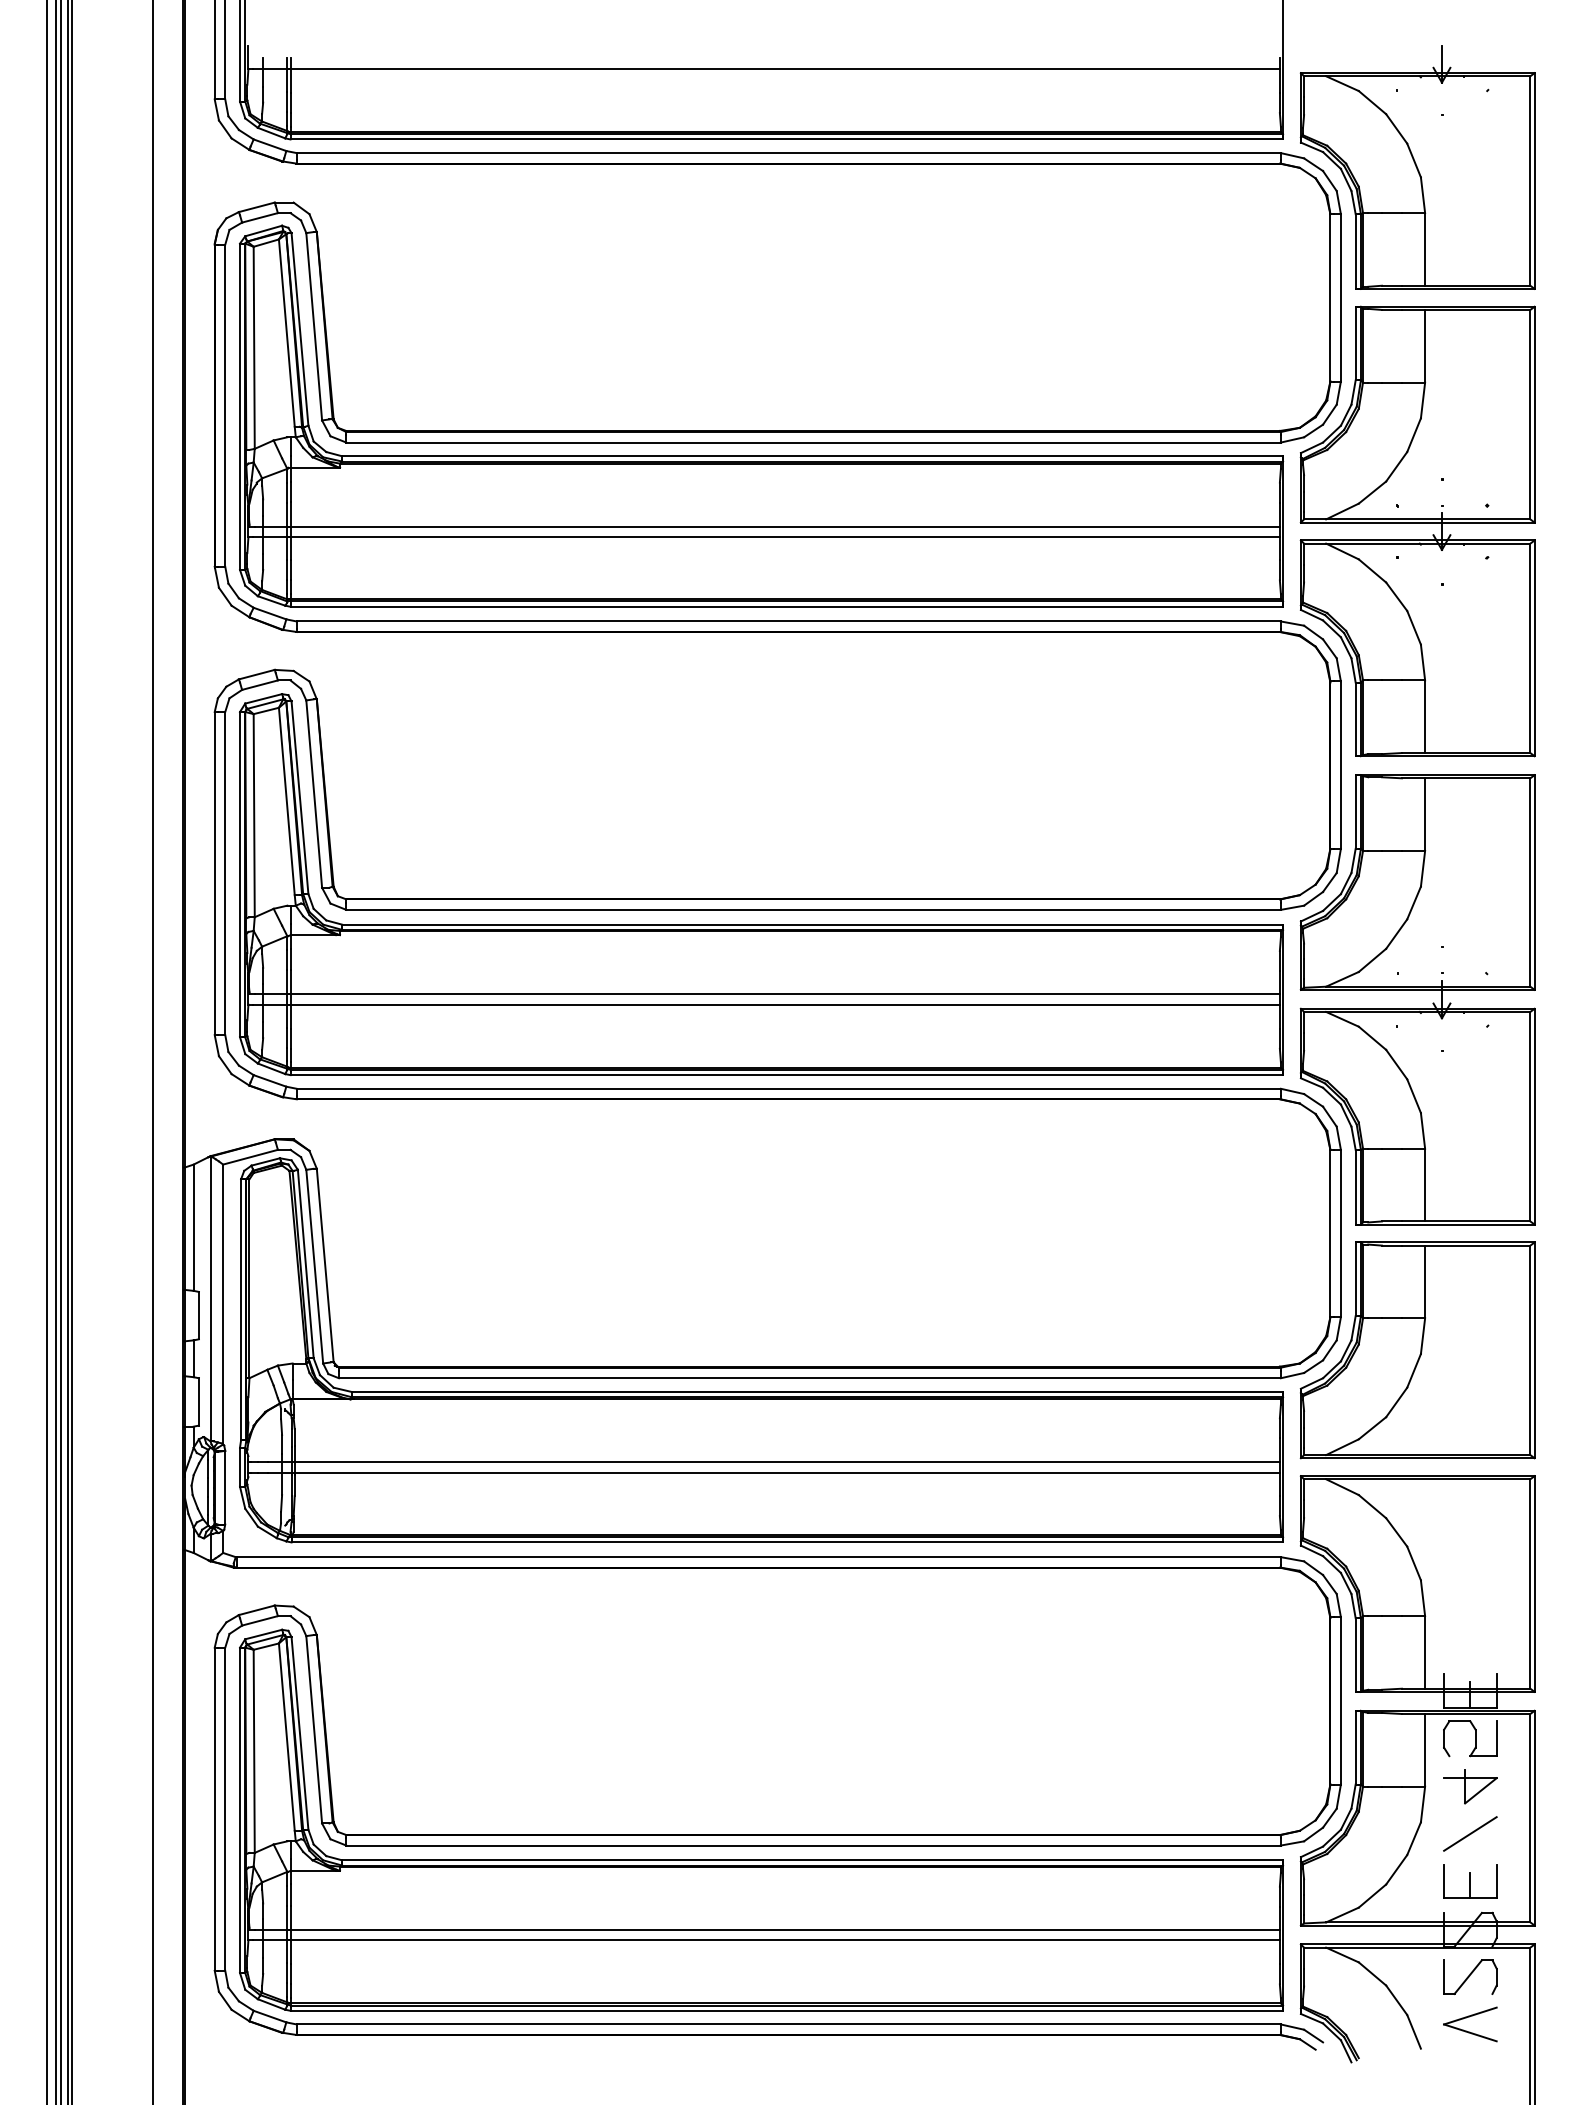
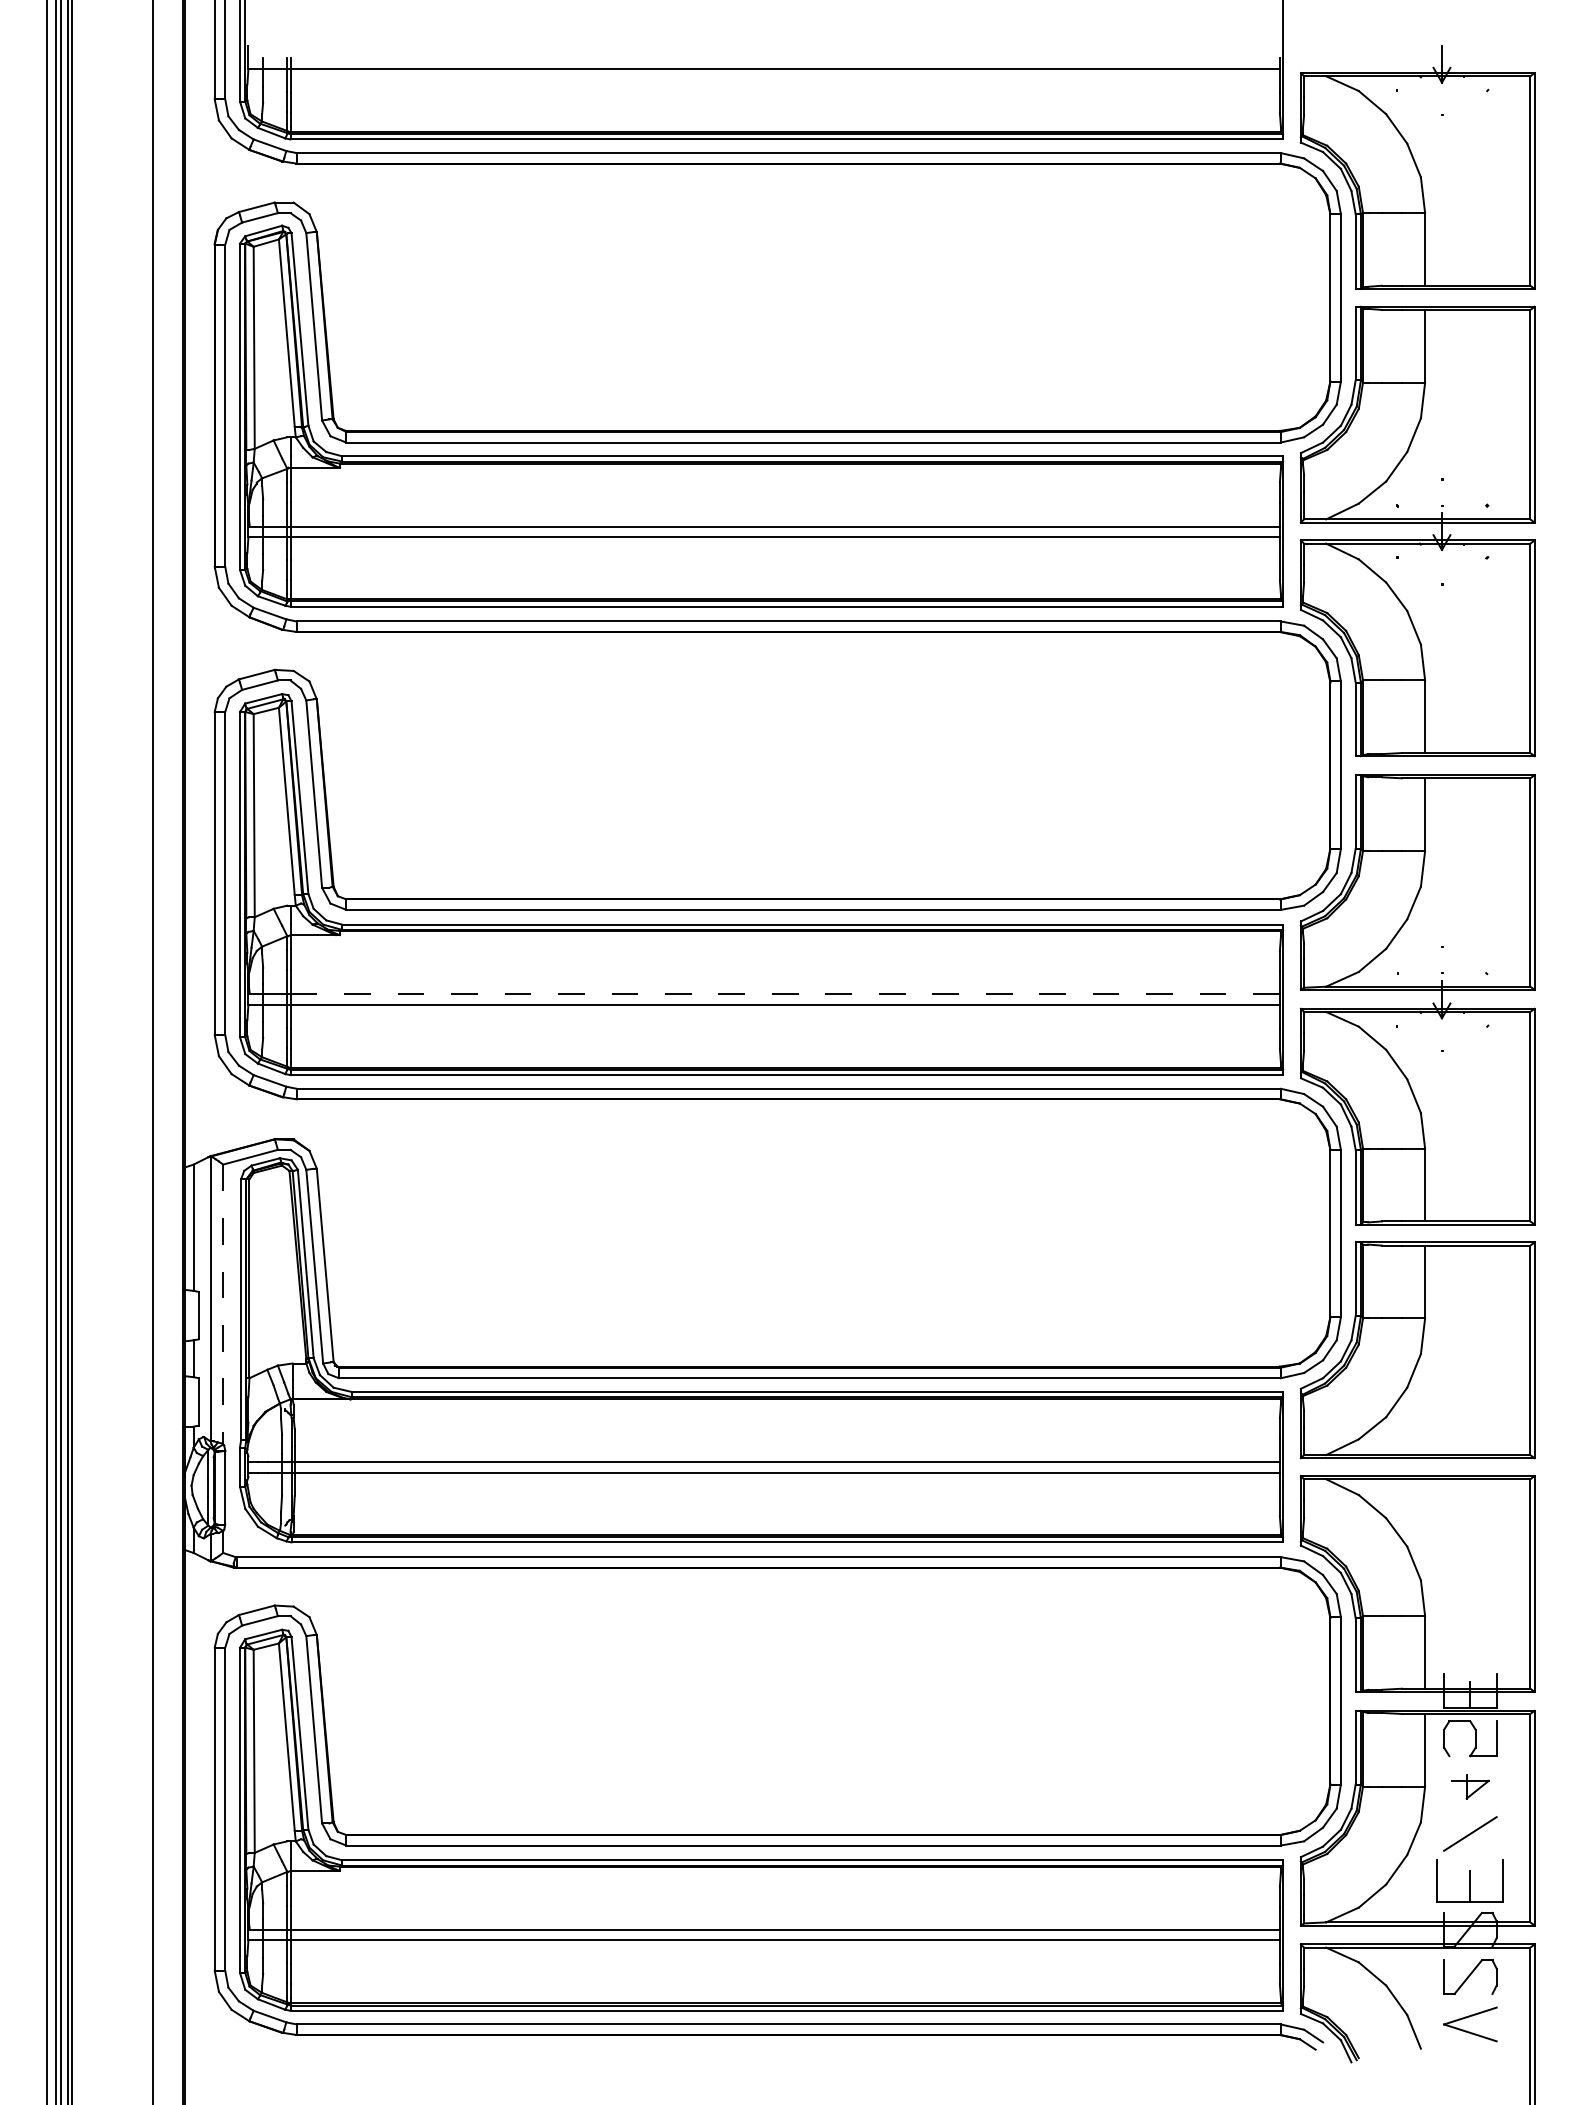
line: solid -> dashed (785, 994)
line: solid -> dashed (223, 1304)
part size: 55x36 px -> 39x26 px (1470, 1786)
part size: 55x35 px -> 68x44 px (1469, 1880)
